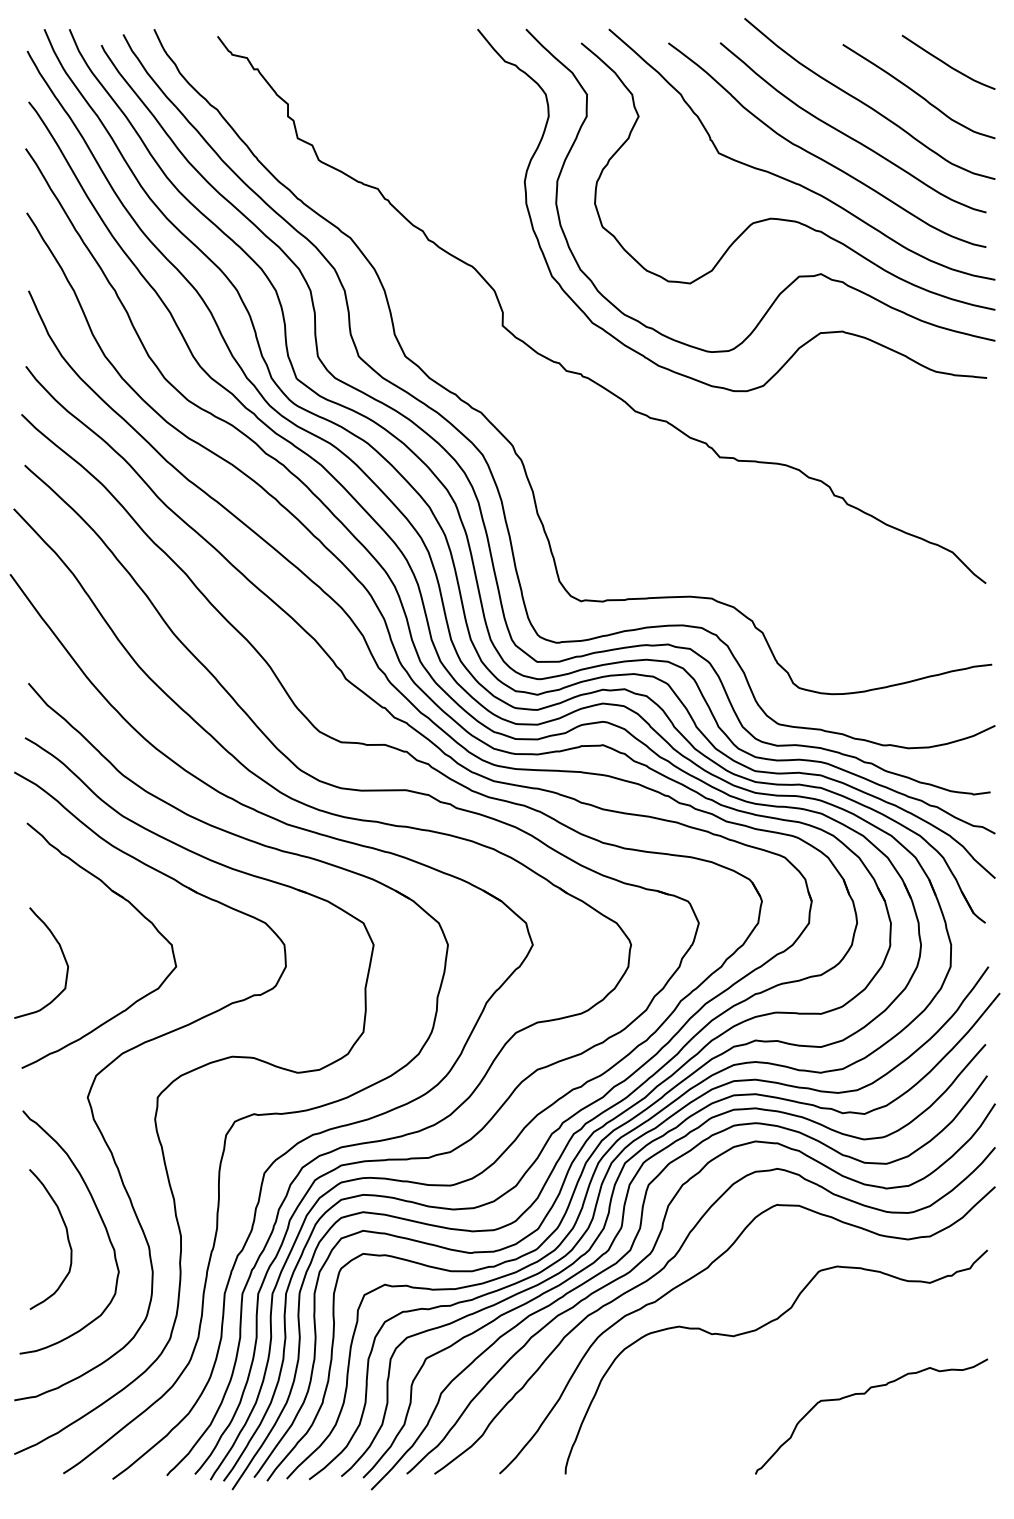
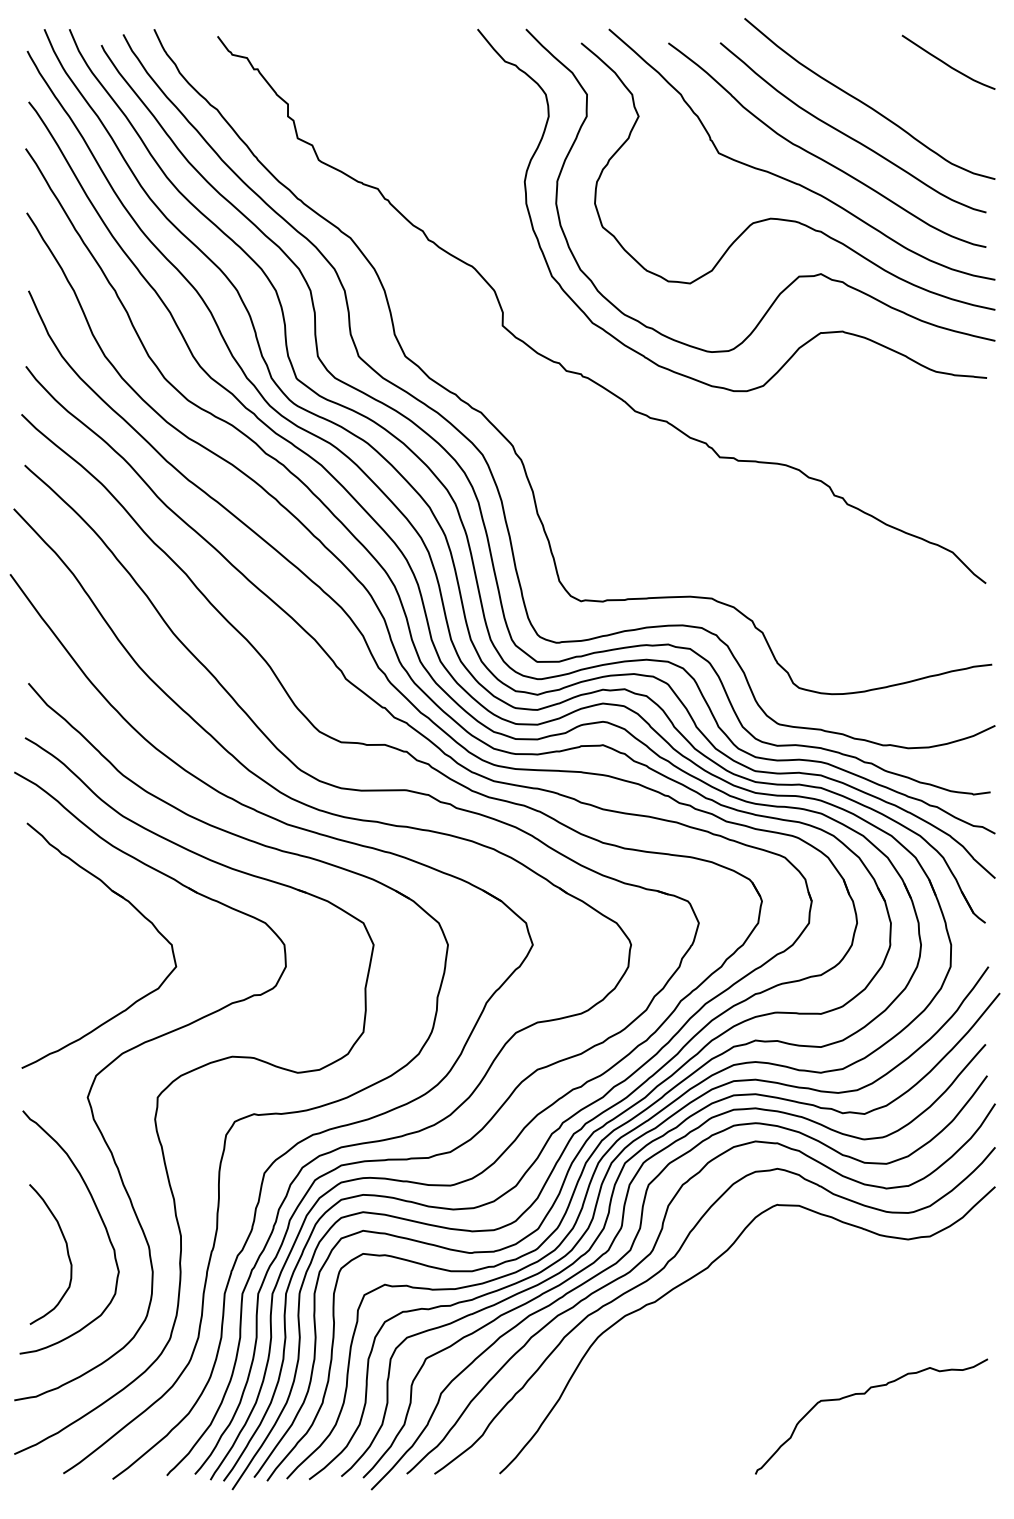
curve: present -> none (917, 92)
curve: present -> none (62, 955)
curve position: (66, 1235) -> (66, 1250) (66, 1250)
curve: present -> none (759, 1329)
